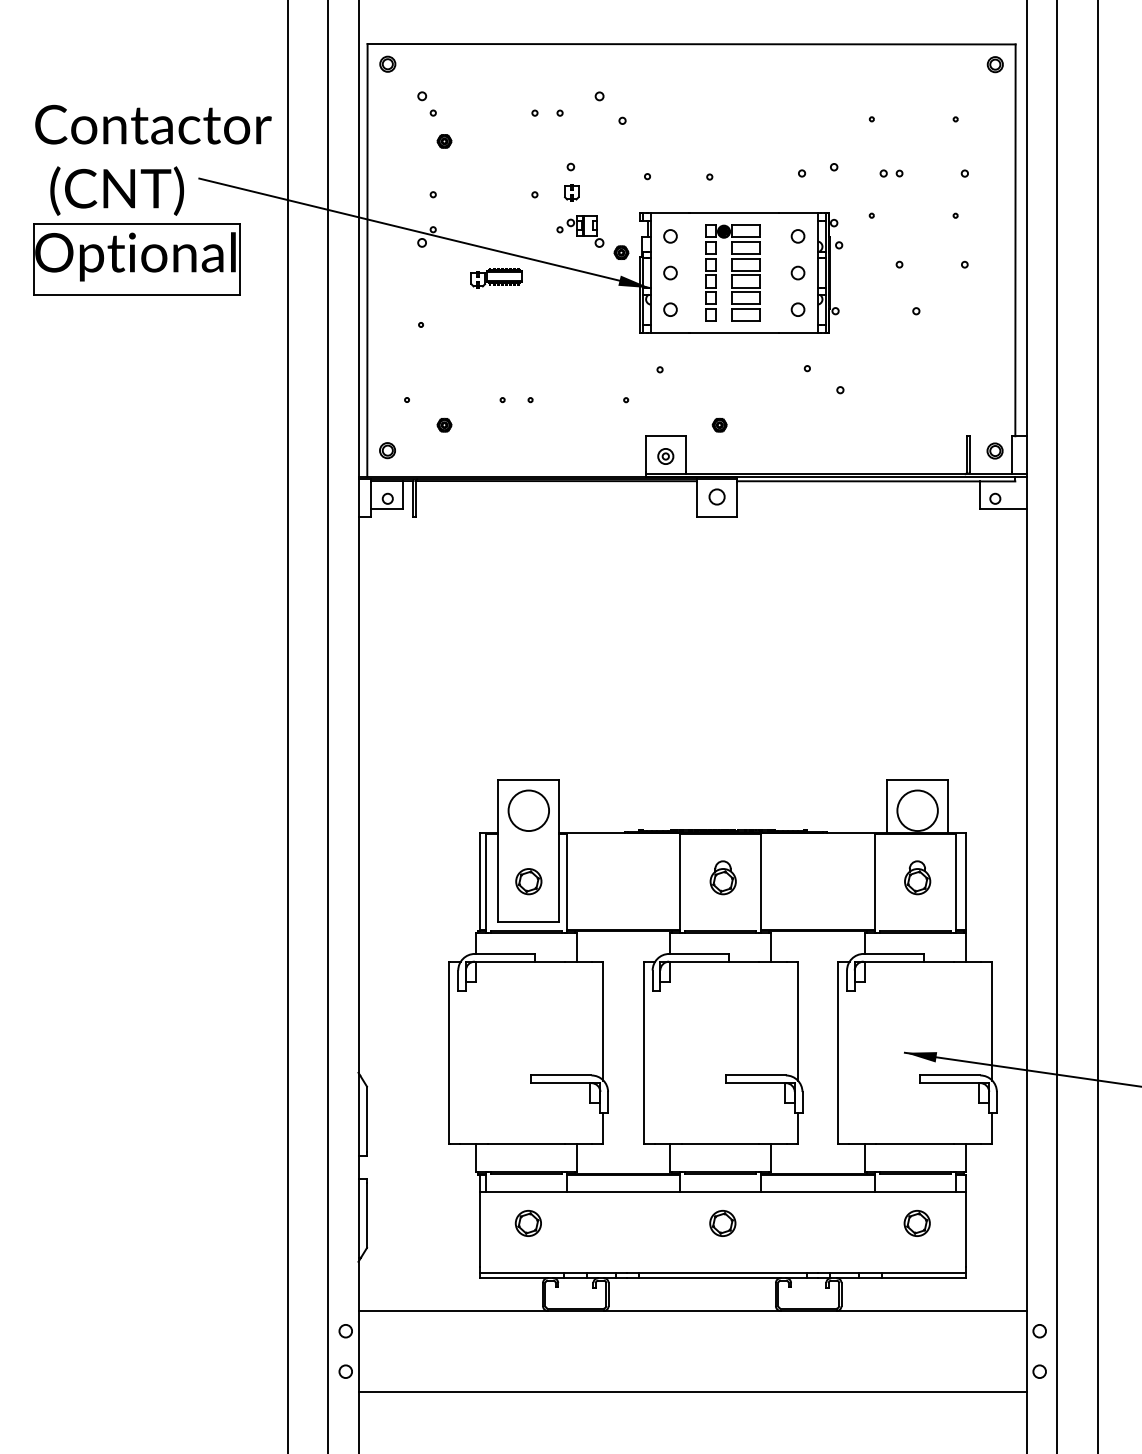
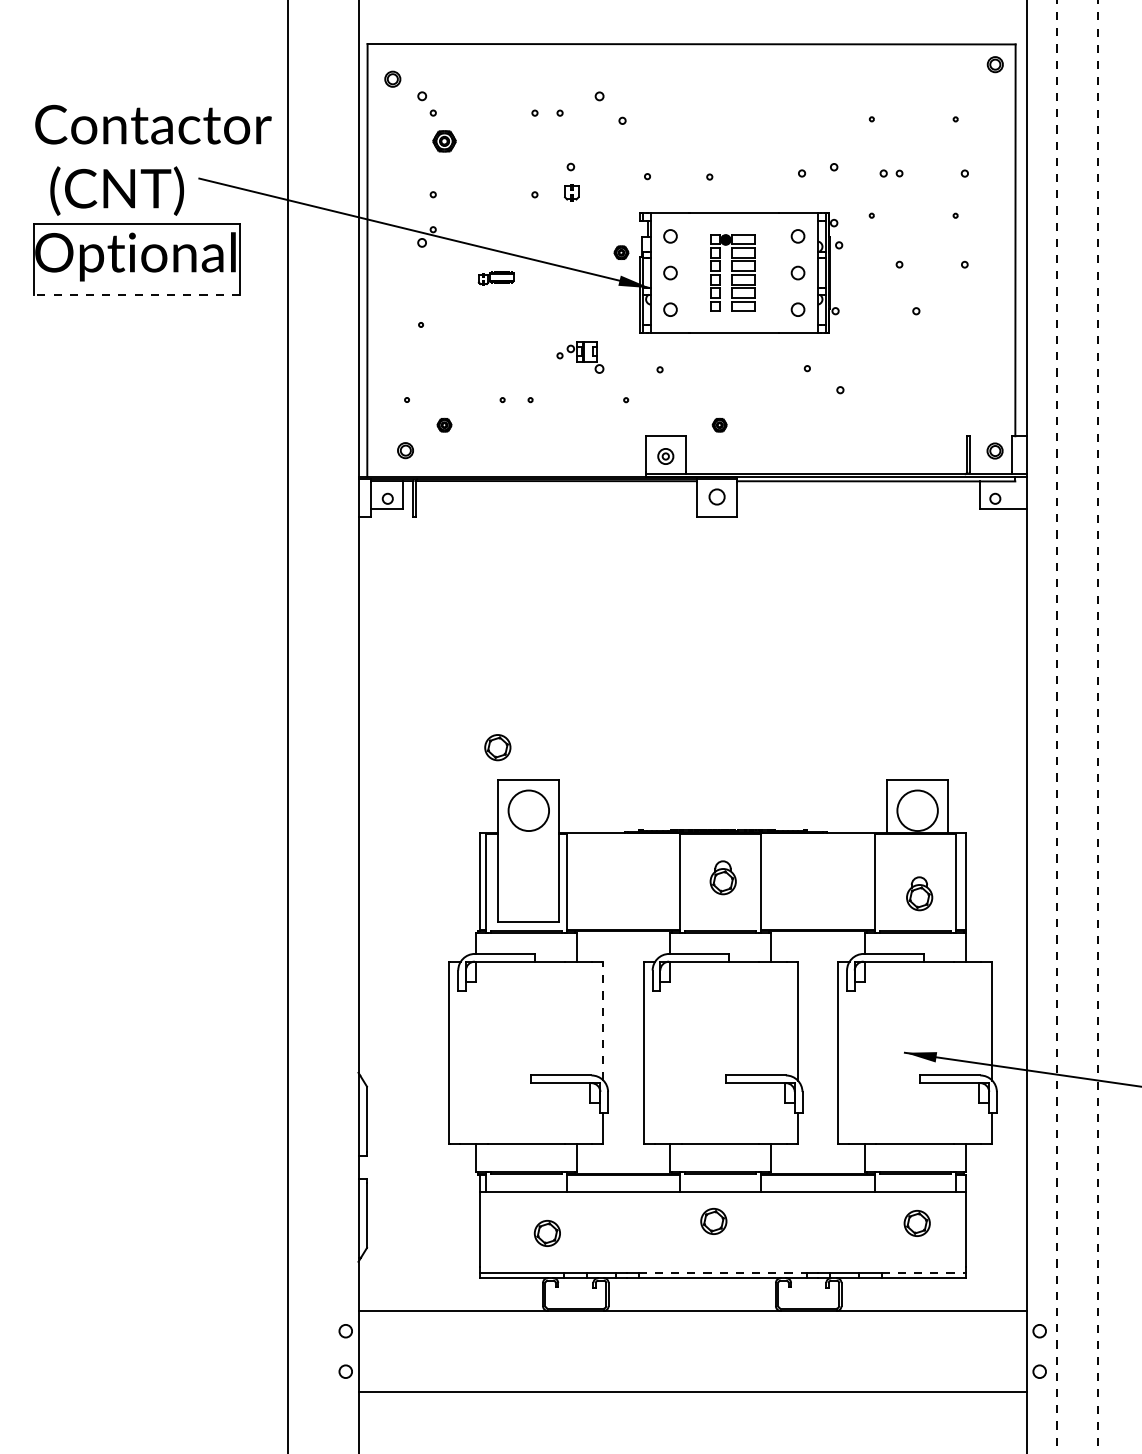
part position: (387, 63) -> (392, 78) (392, 78)
part size: 17x15 px -> 25x23 px (444, 141)
part position: (580, 231) -> (580, 357) (580, 357)
part size: 56x98 px -> 46x78 px (732, 272)
part size: 53x21 px -> 38x15 px (495, 278)
line: solid -> dashed (136, 295)
part position: (387, 450) -> (405, 450) (405, 450)
line: present -> none (328, 726)
line: solid -> dashed (1057, 727)
line: solid -> dashed (1097, 727)
part position: (917, 877) -> (919, 893) (919, 893)
part position: (528, 881) -> (497, 747) (497, 747)
line: solid -> dashed (603, 1020)
part position: (527, 1223) -> (546, 1233) (546, 1233)
part position: (722, 1223) -> (713, 1221) (713, 1221)
line: solid -> dashed (723, 1272)
line: solid -> dashed (924, 1272)
